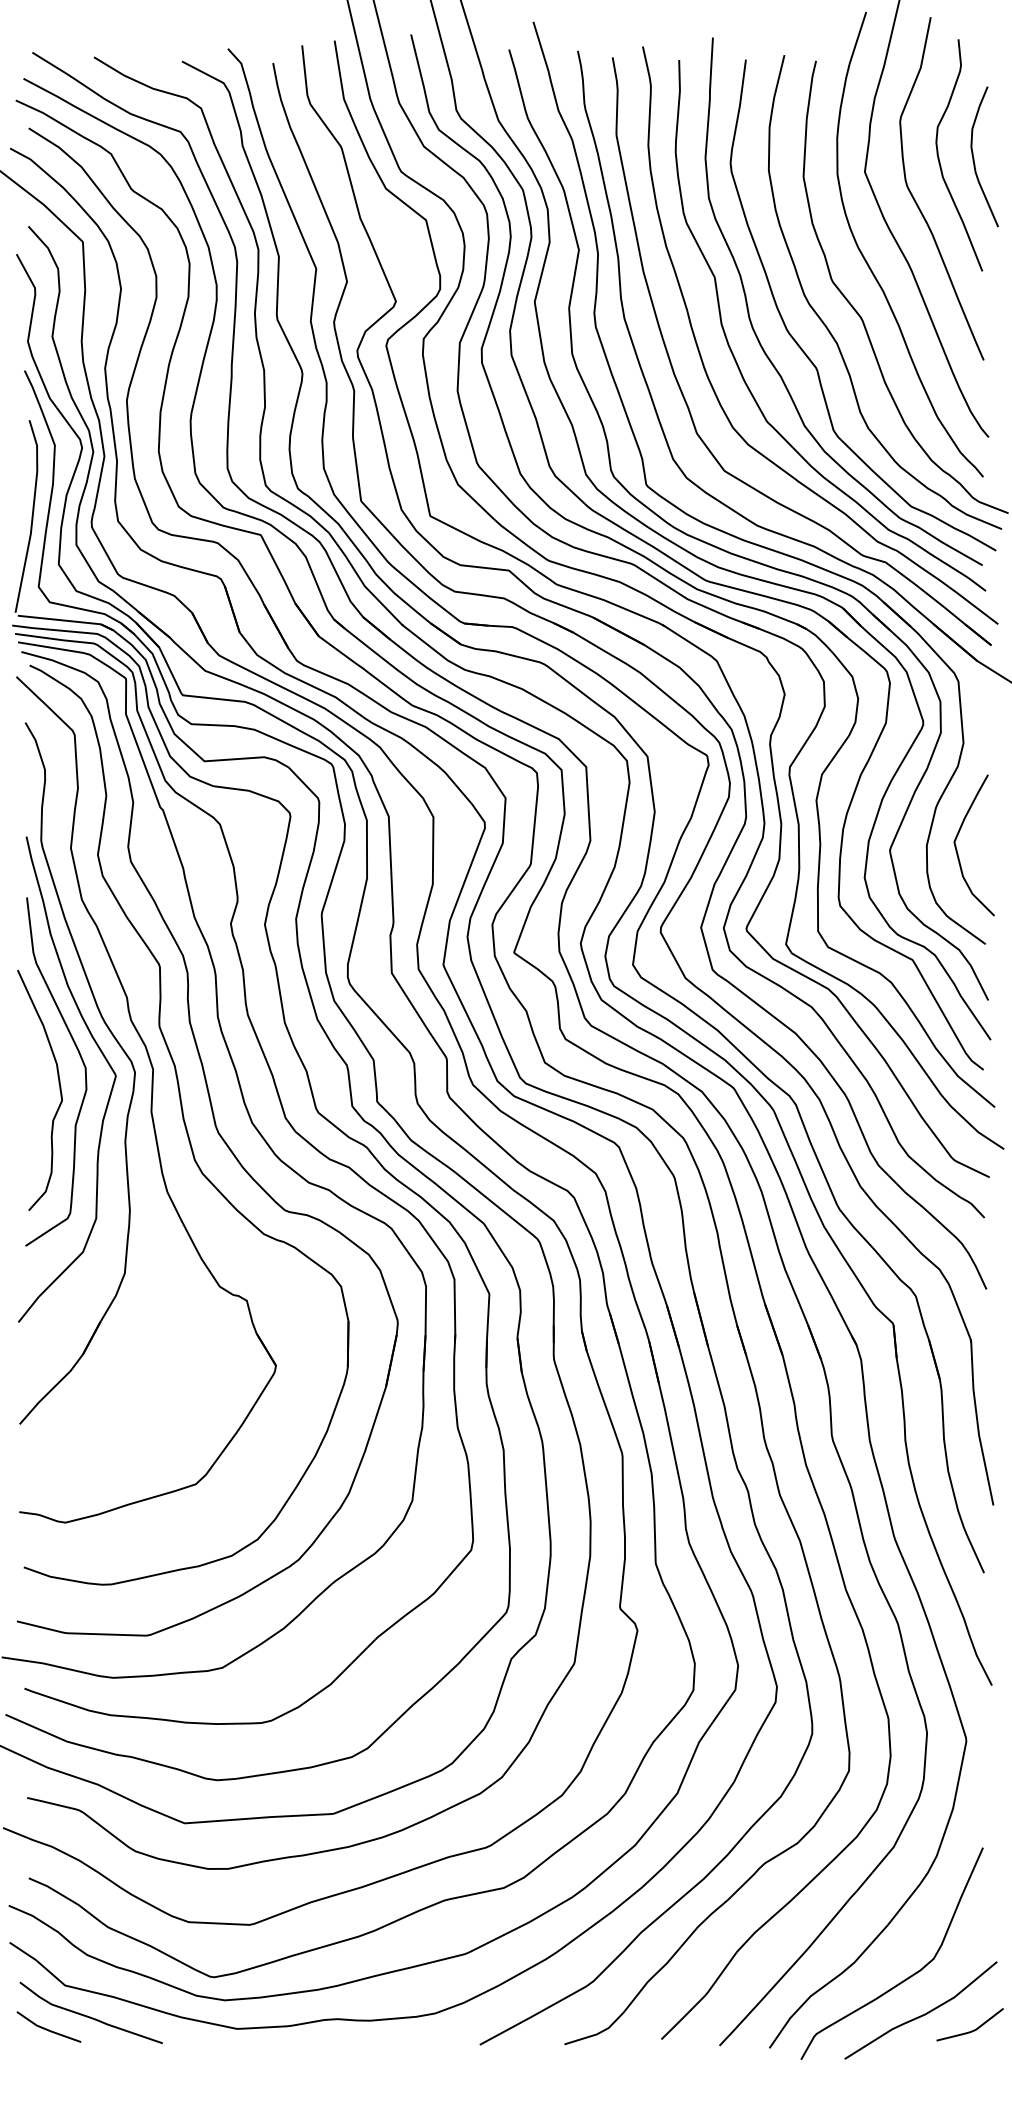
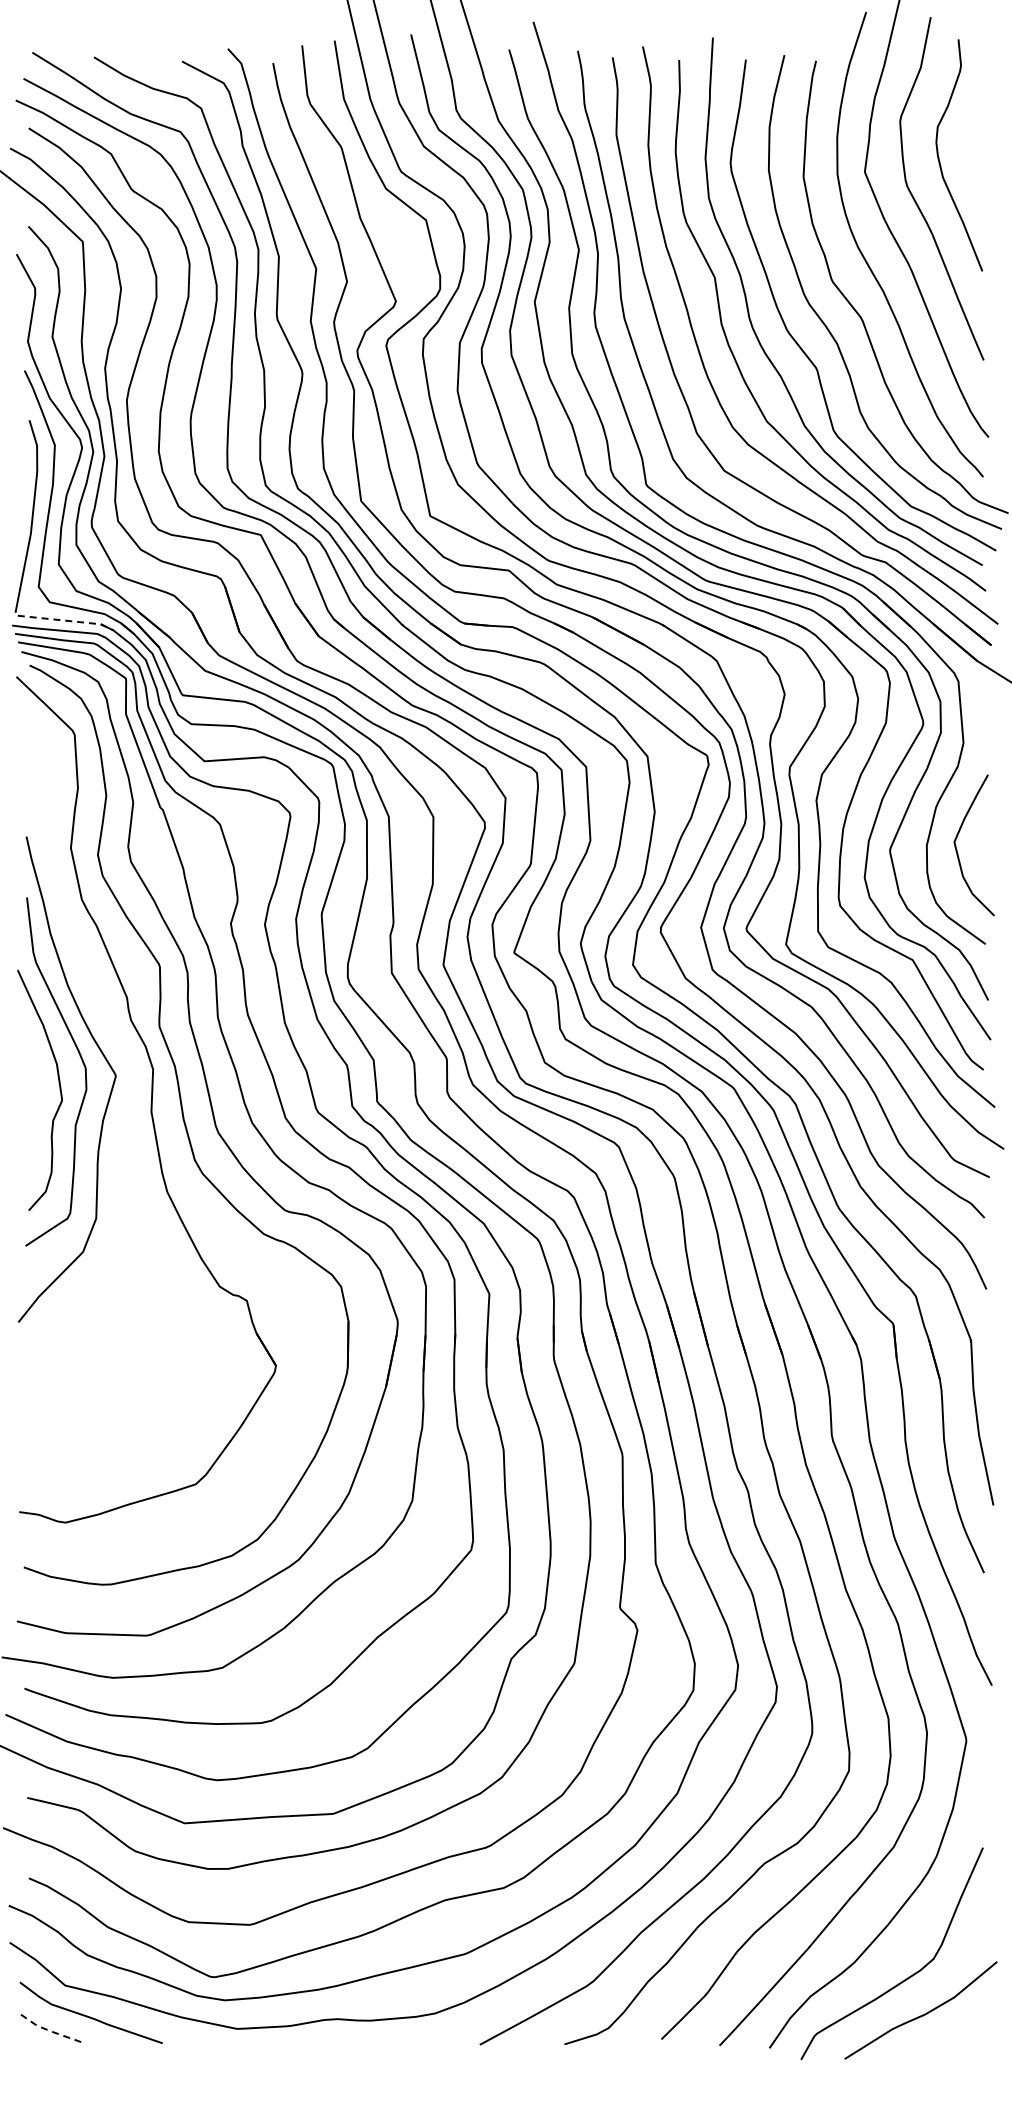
curve: present -> none (974, 157)
line: solid -> dashed (67, 620)
part: present -> none (119, 1046)
line: solid -> dashed (47, 2029)
curve: present -> none (971, 2030)
